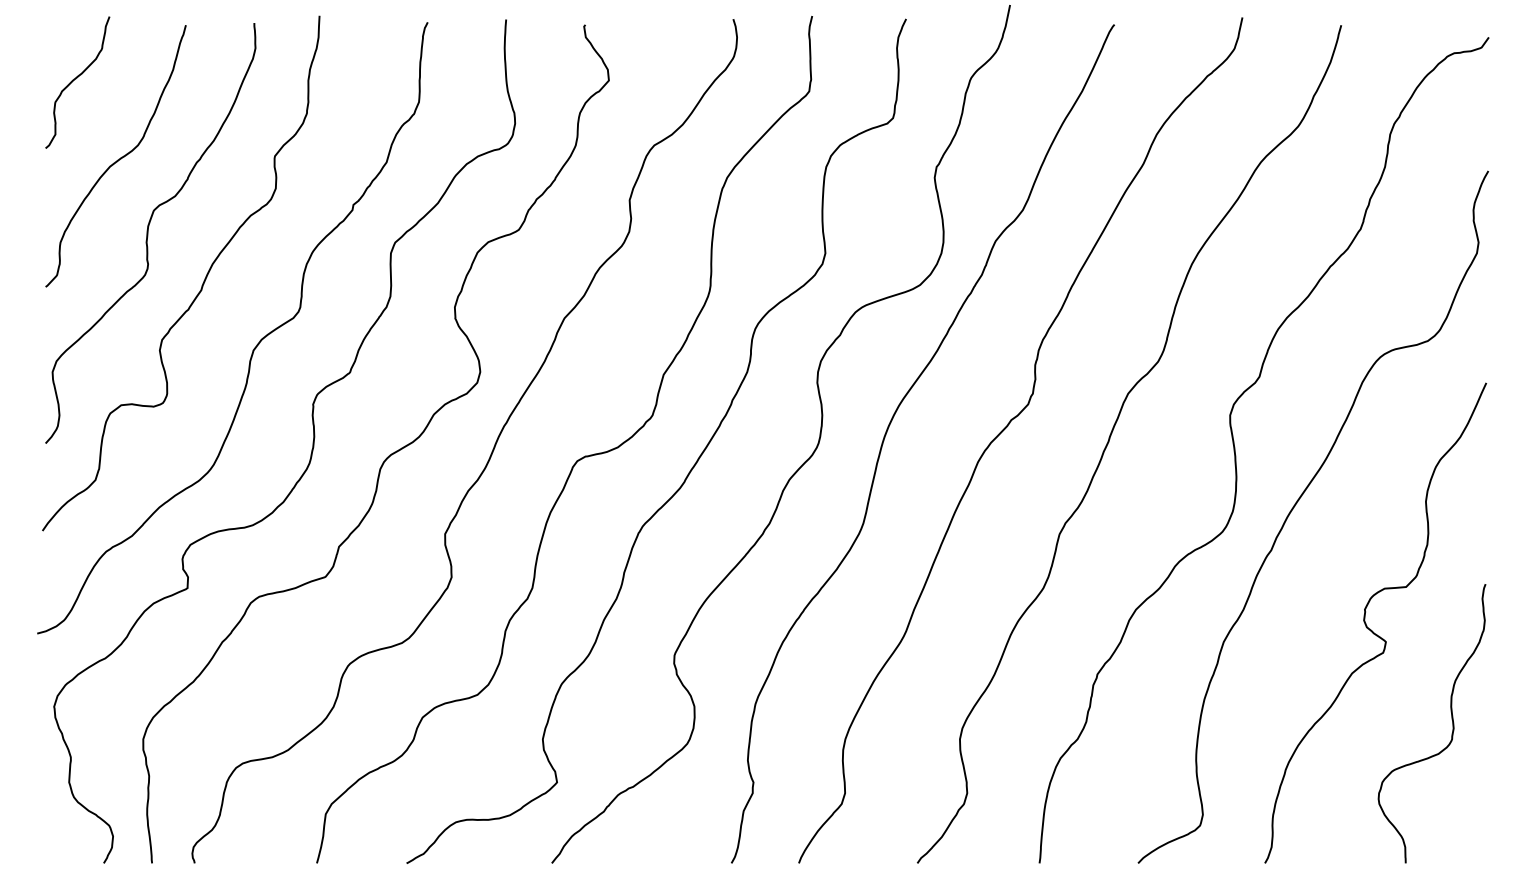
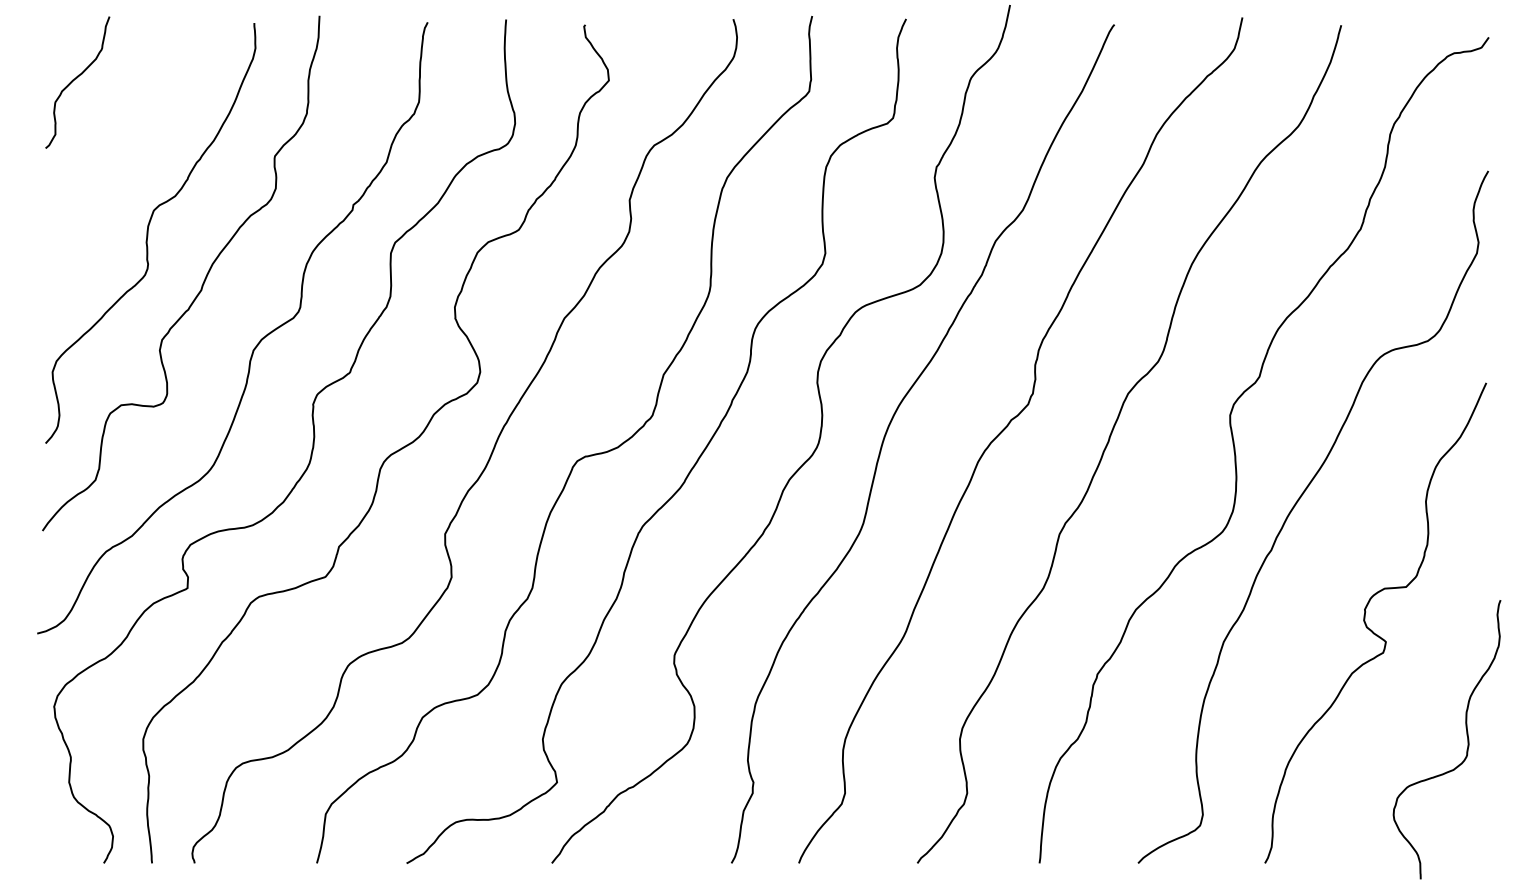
curve: present -> none (117, 159)
curve position: (1451, 719) -> (1466, 735) (1466, 735)
